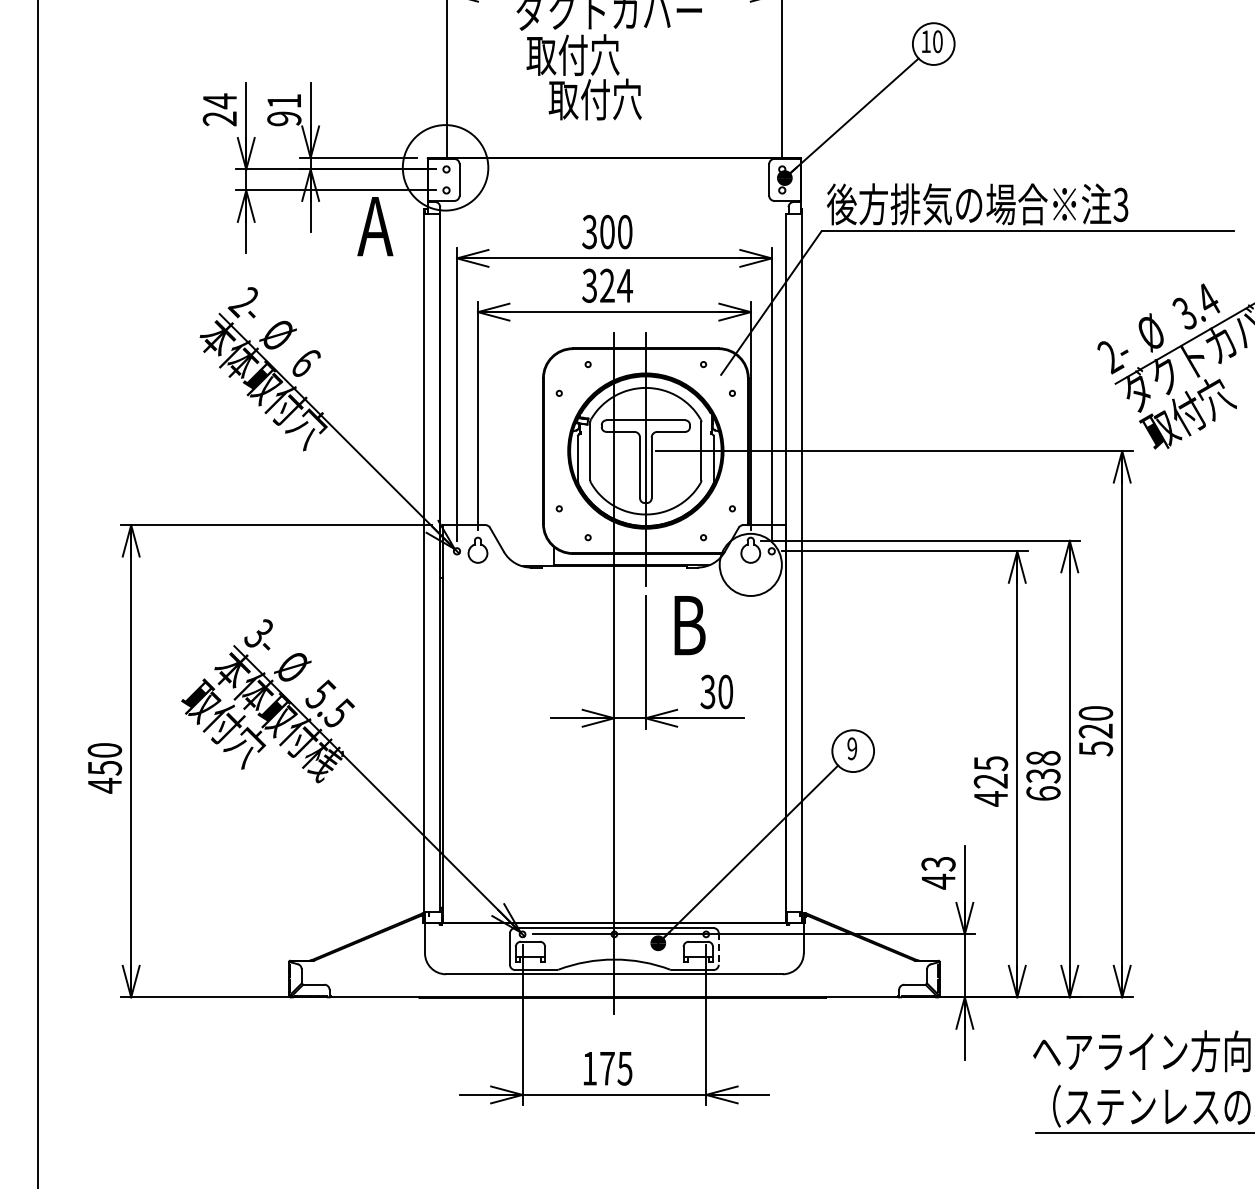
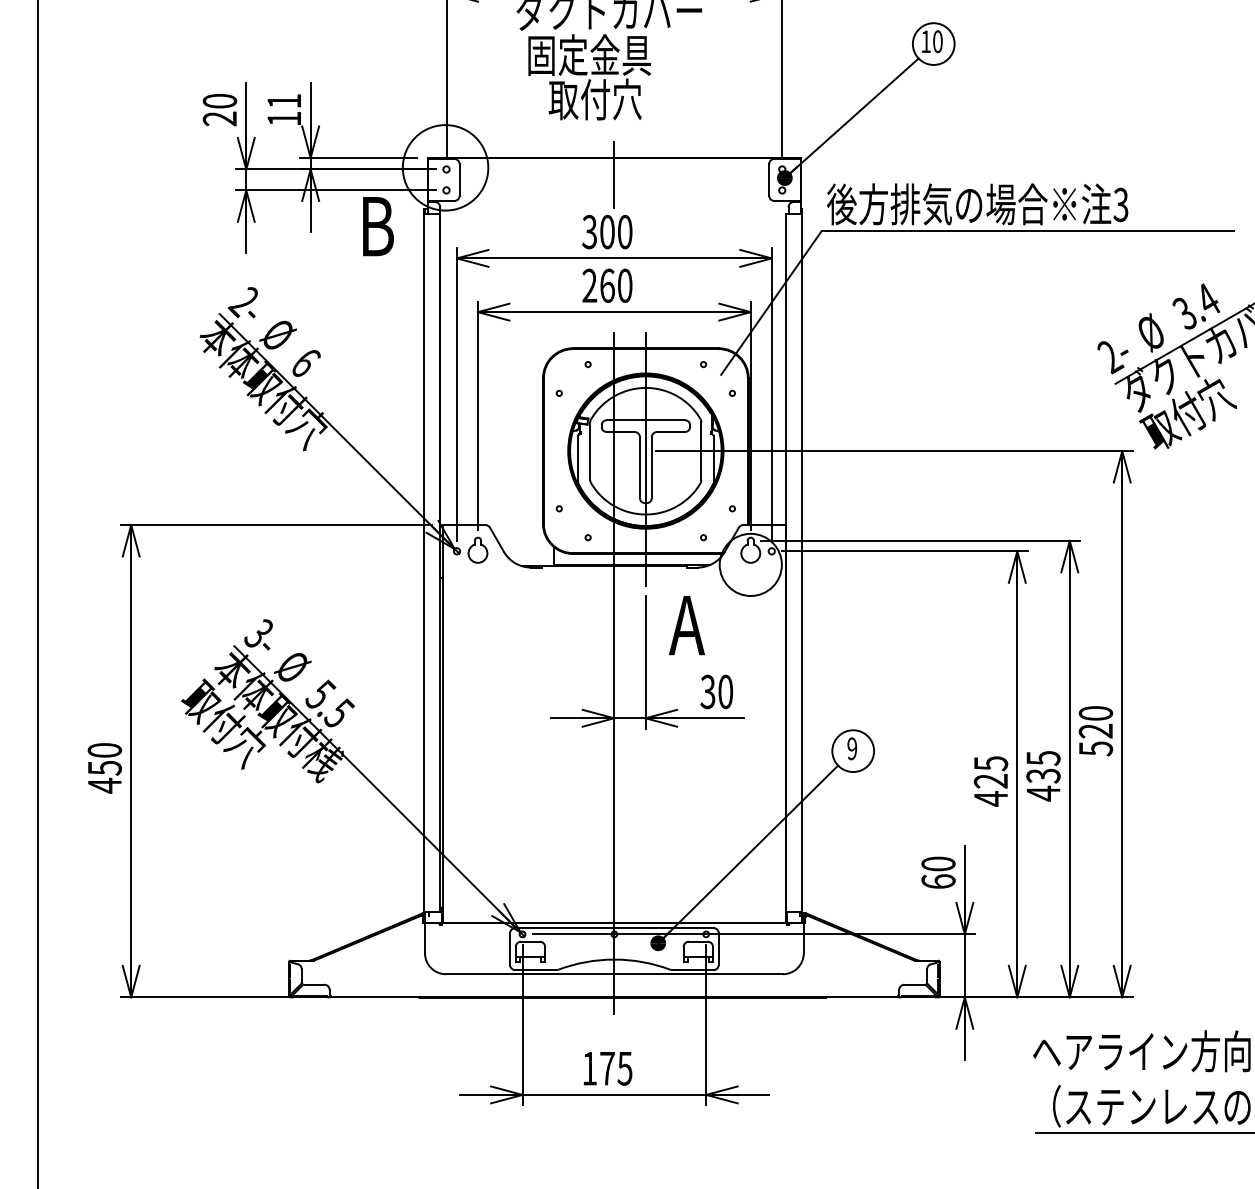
text: 取付穴 -> 固定金具 (588, 55)
text: 24 -> 20 (219, 101)
text: 91 -> 11 (284, 118)
line: none -> present (614, 174)
text: A -> B (375, 226)
text: 324 -> 260 (607, 285)
text: B -> A (687, 625)
text: 638 -> 435 (1043, 776)
text: 43 -> 60 (938, 872)
line: dashed -> solid (718, 949)
